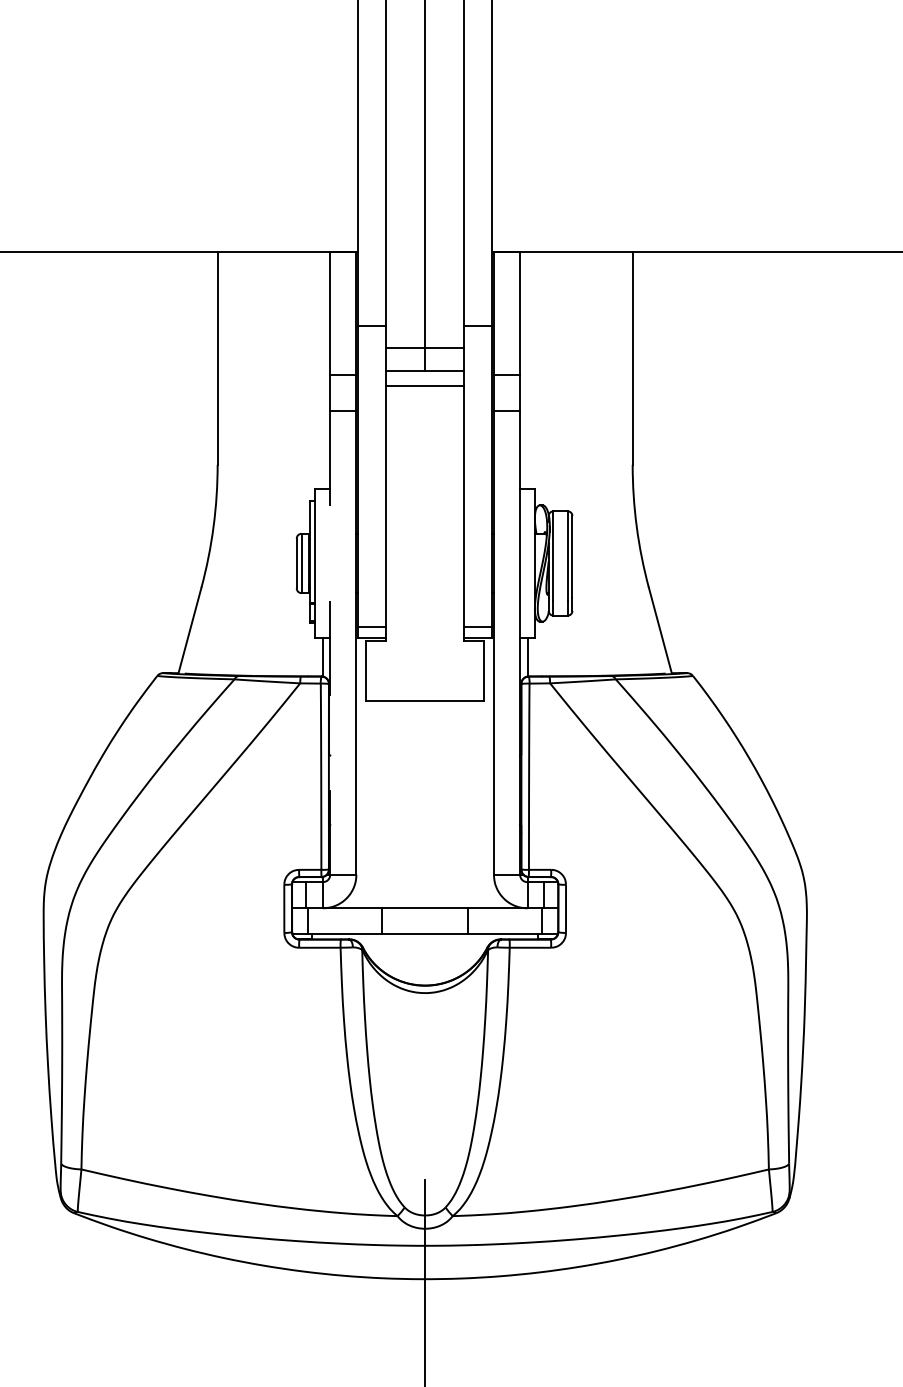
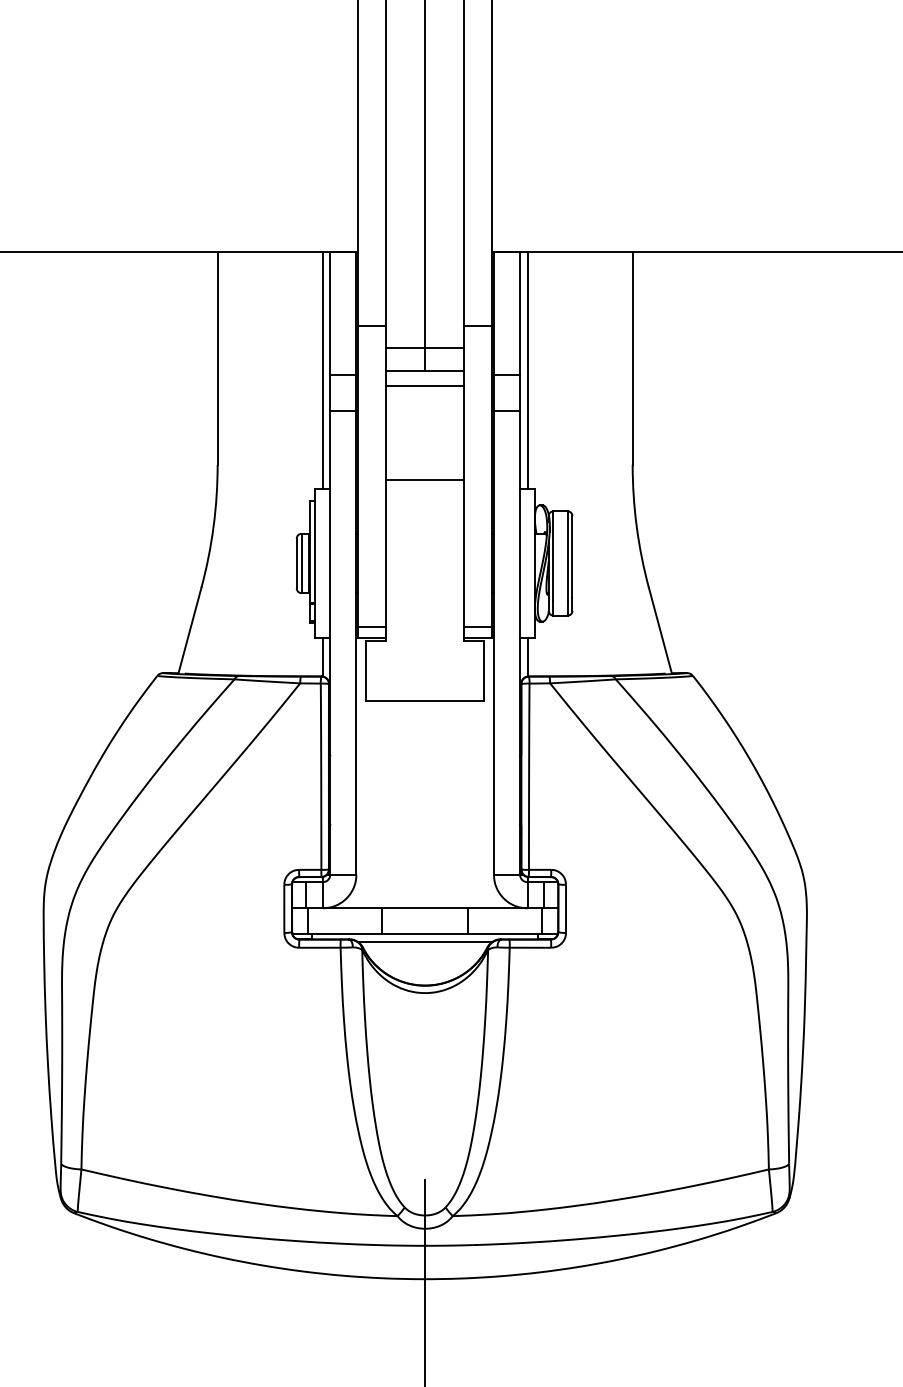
line: none -> present (322, 370)
line: none -> present (527, 370)
line: none -> present (425, 480)
line: dashed -> solid (330, 642)
line: none -> present (424, 941)
